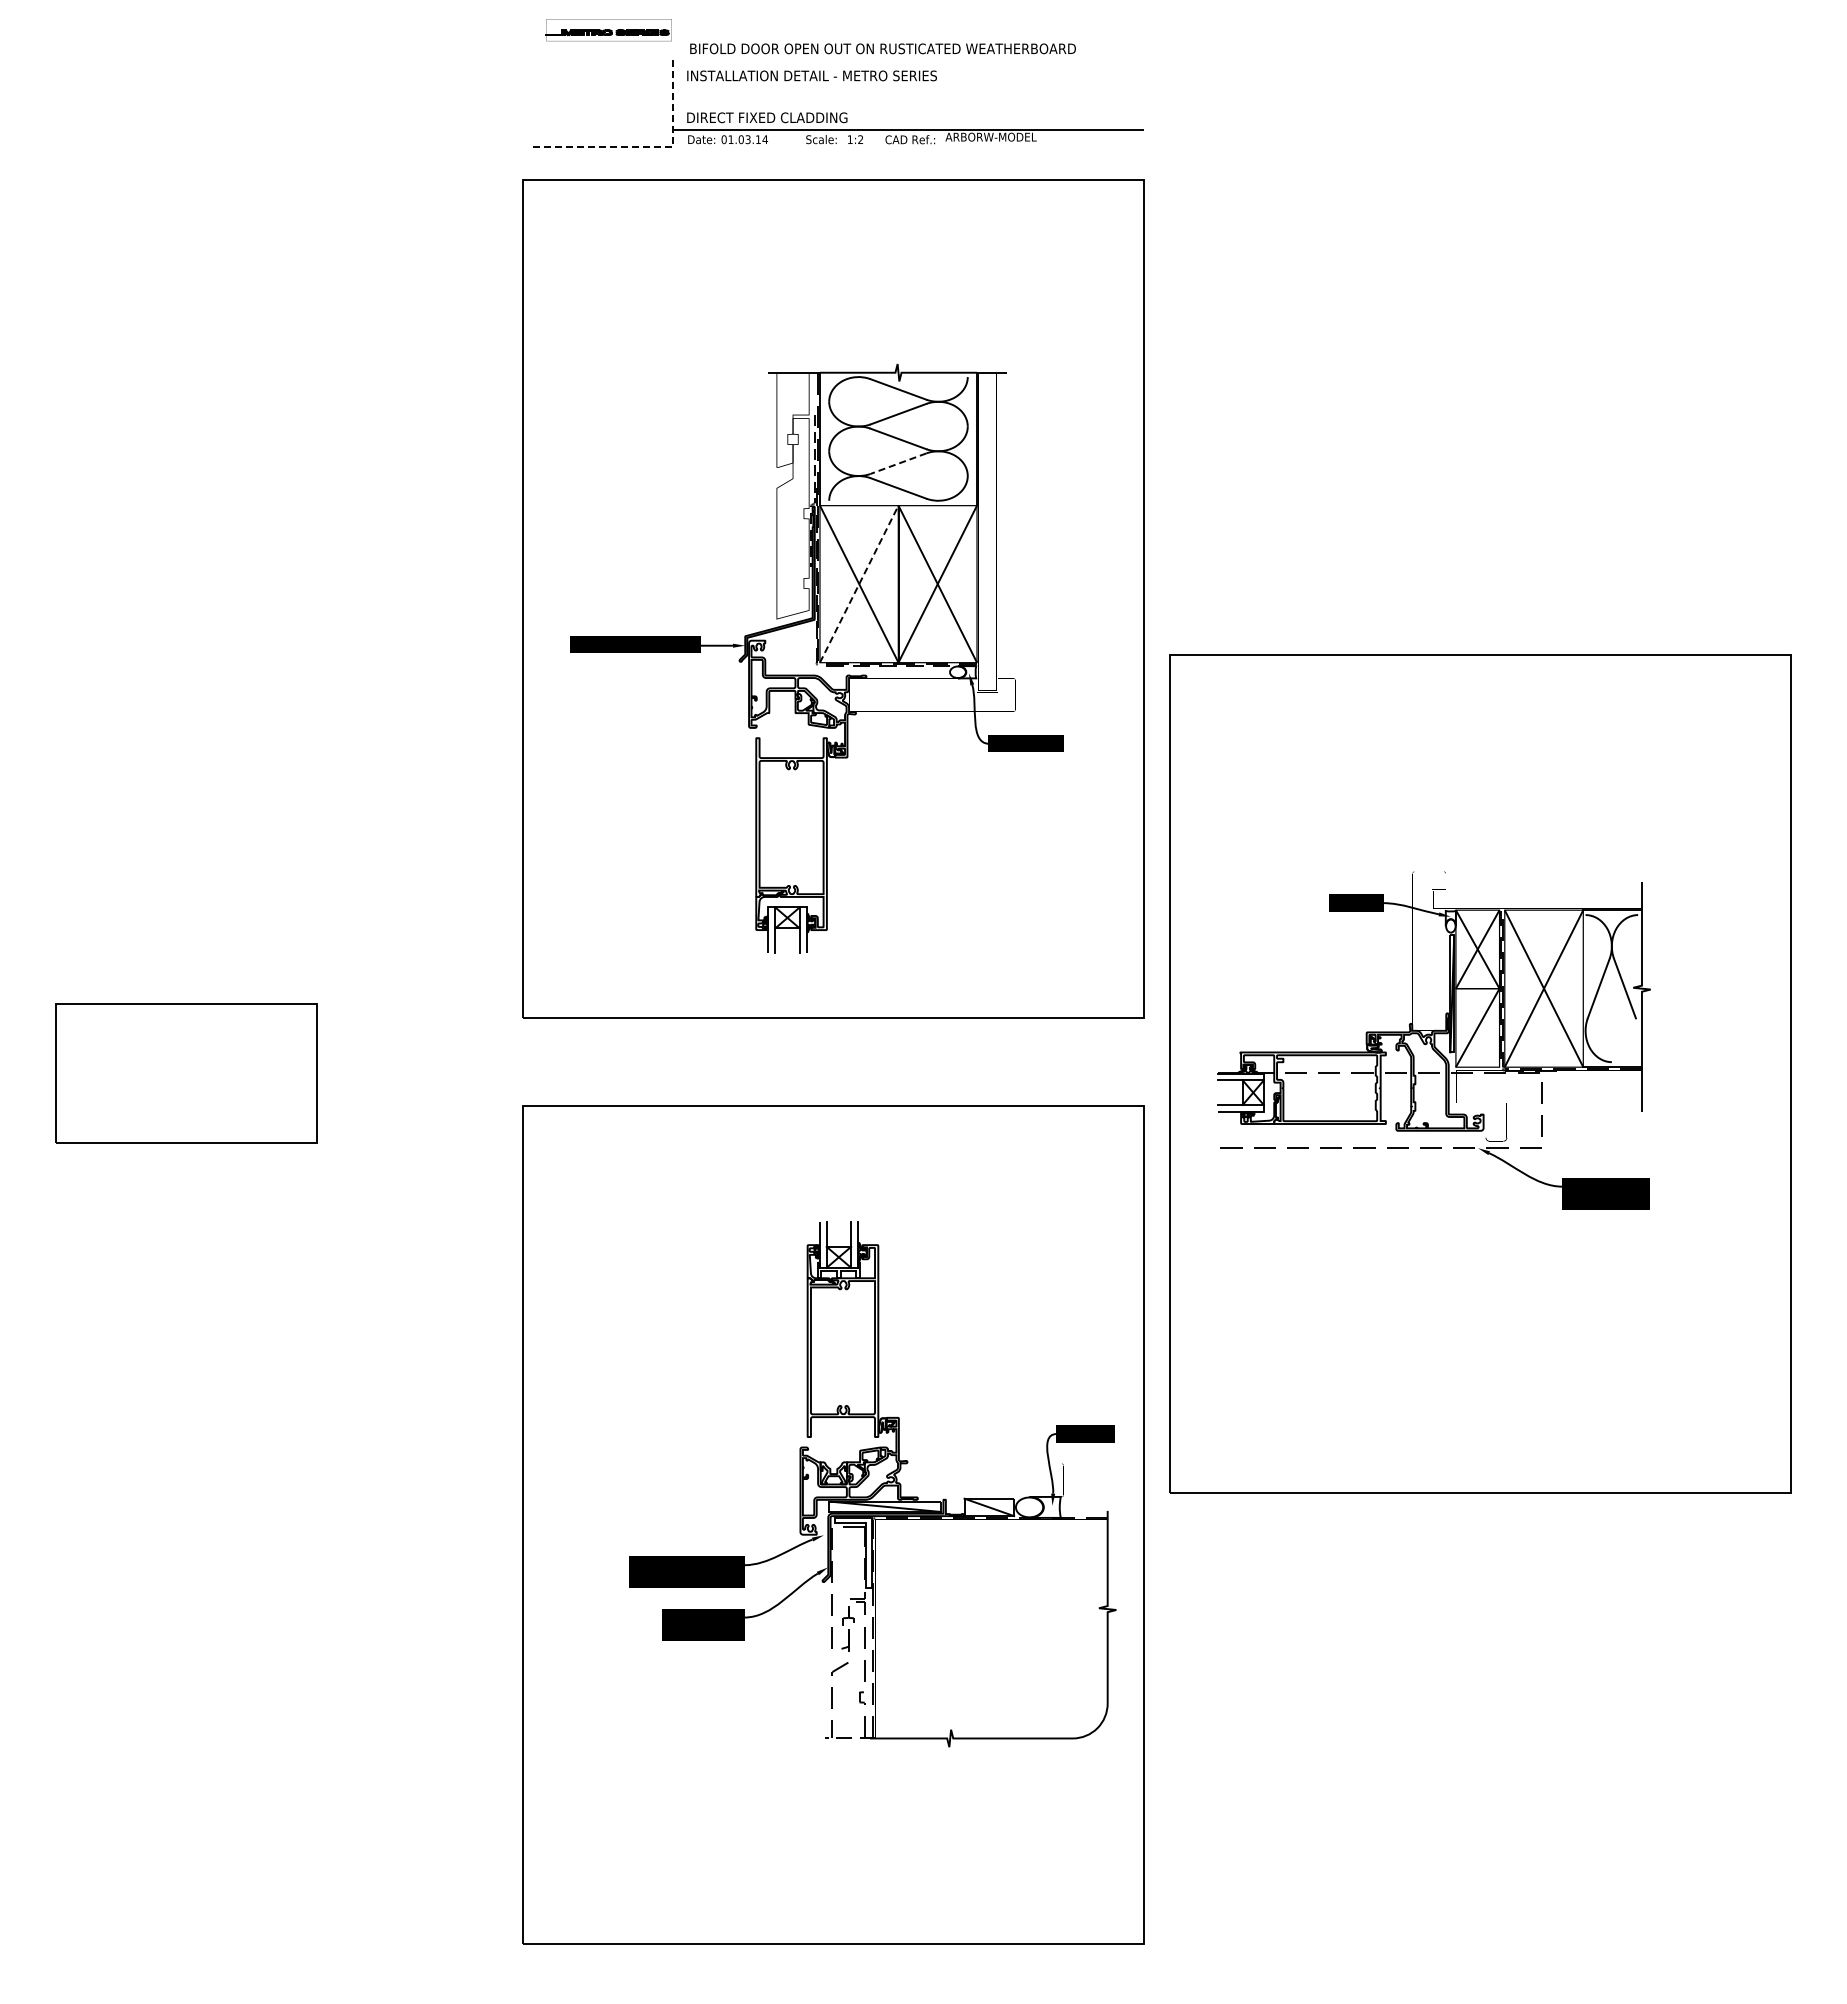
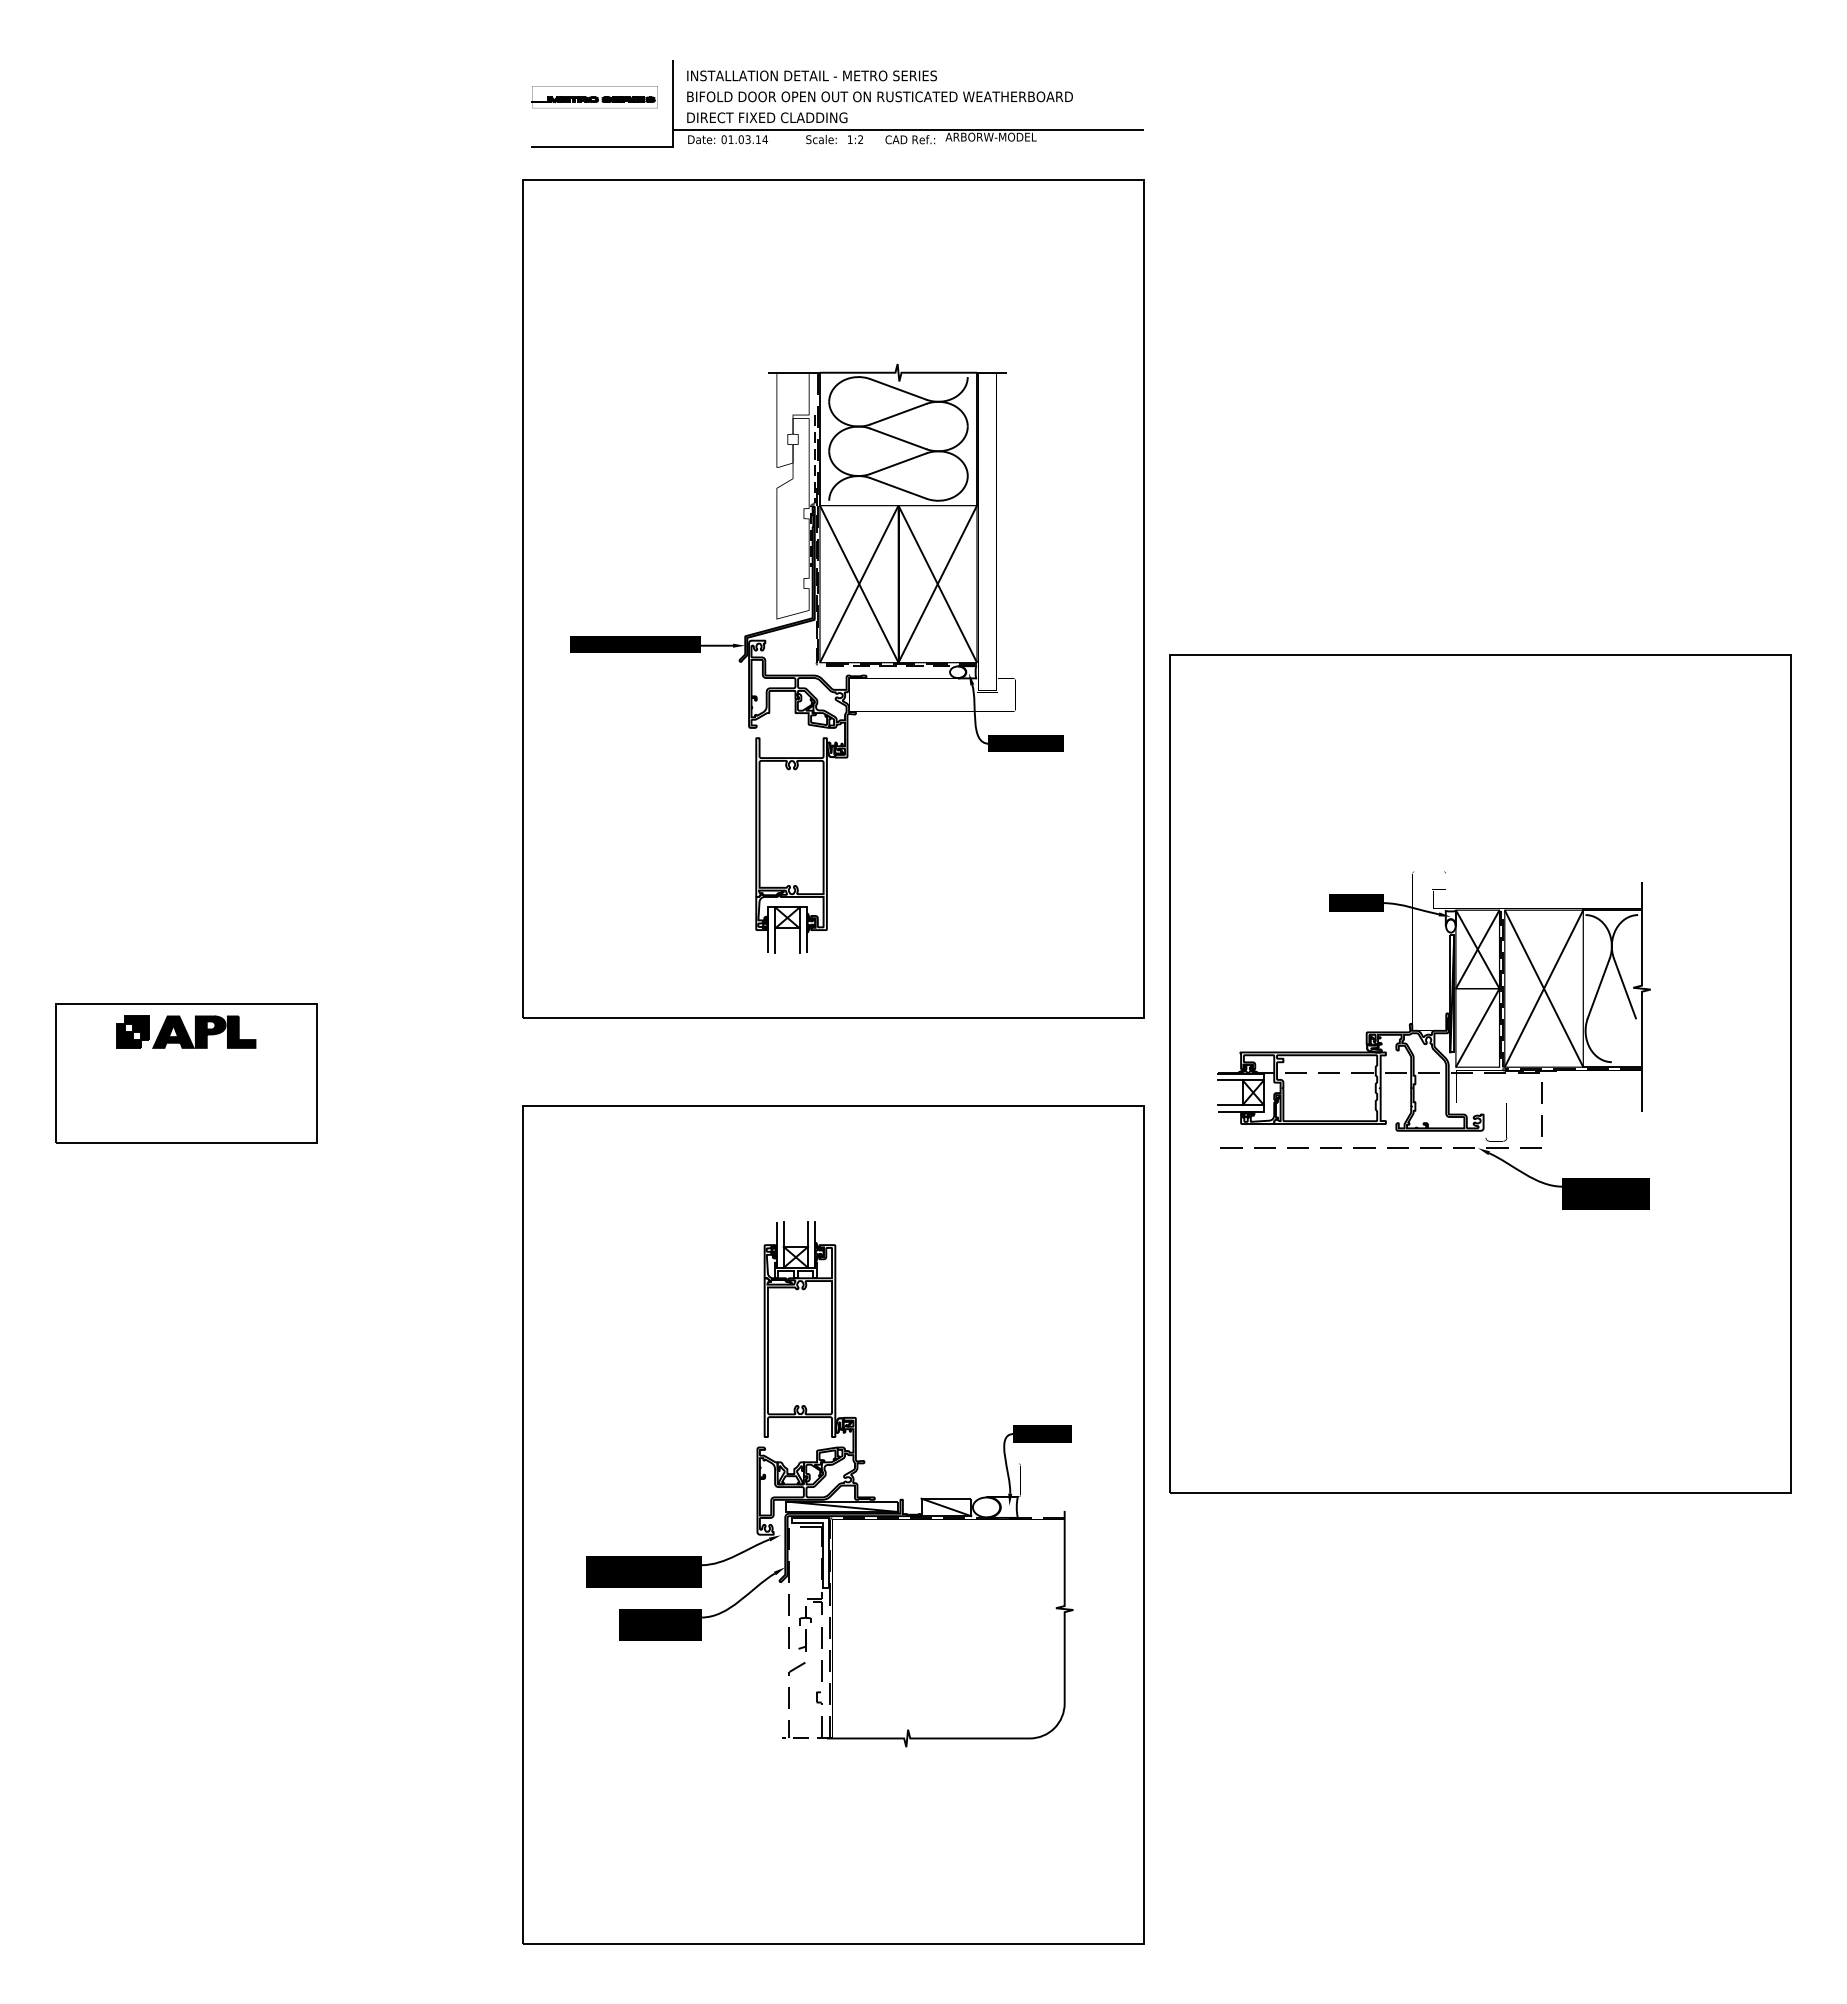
part position: (608, 30) -> (594, 97) (594, 97)
text position: (882, 48) -> (879, 96) (879, 96)
line: dashed -> solid (646, 147)
line: dashed -> solid (898, 463)
line: dashed -> solid (859, 584)
part: none -> present (186, 1031)
part position: (872, 1484) -> (829, 1484) (829, 1484)
